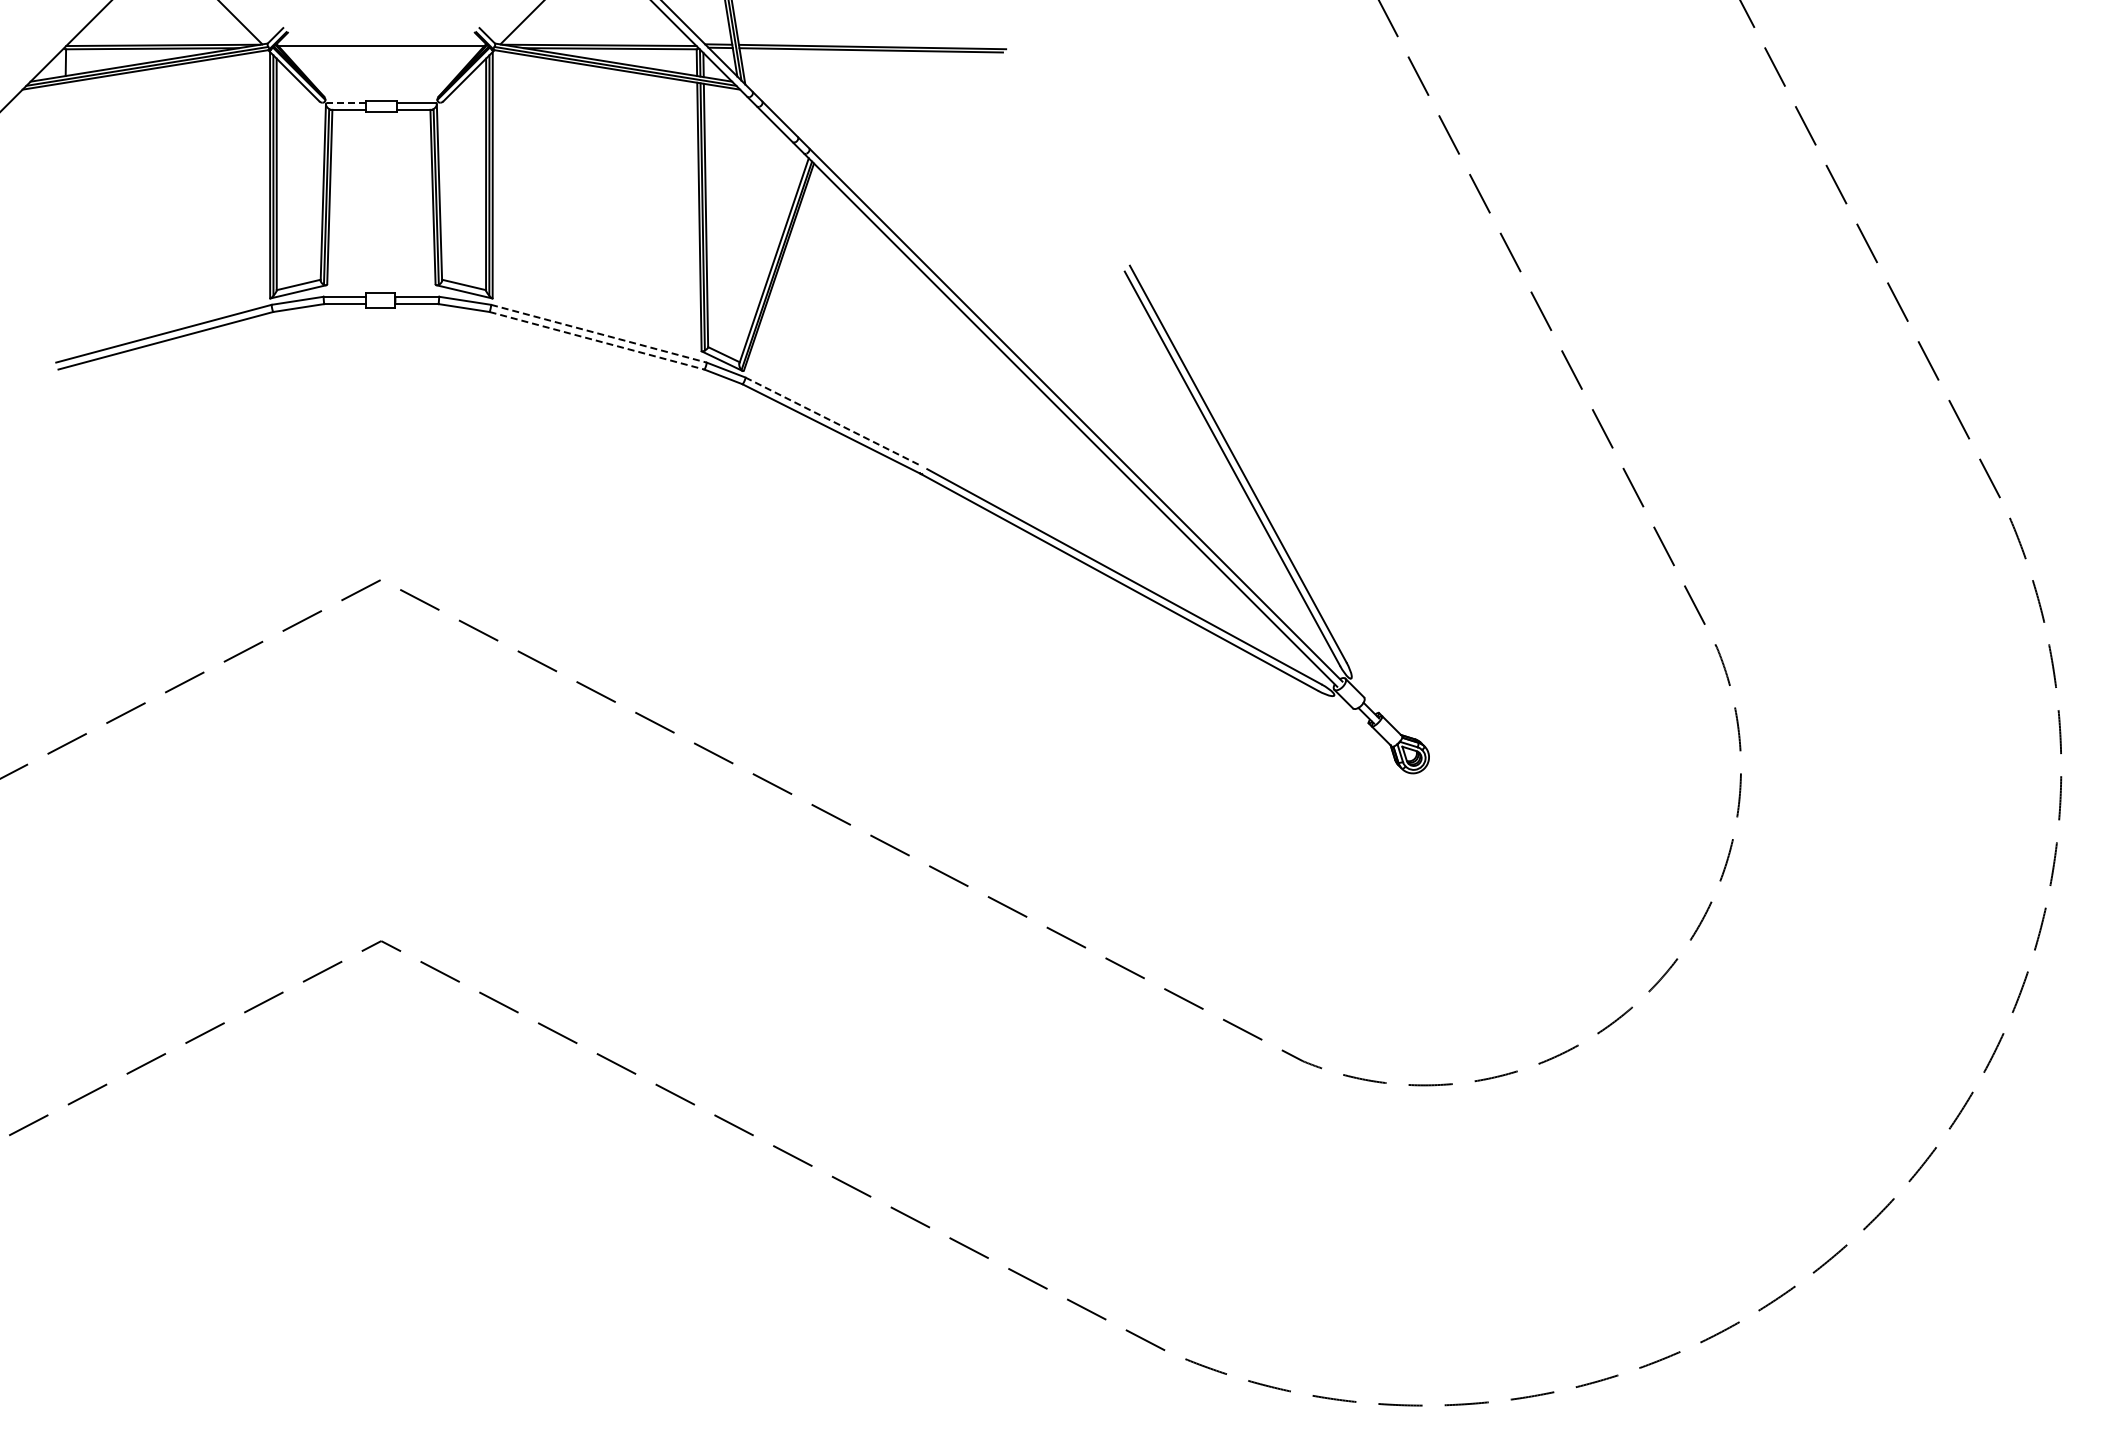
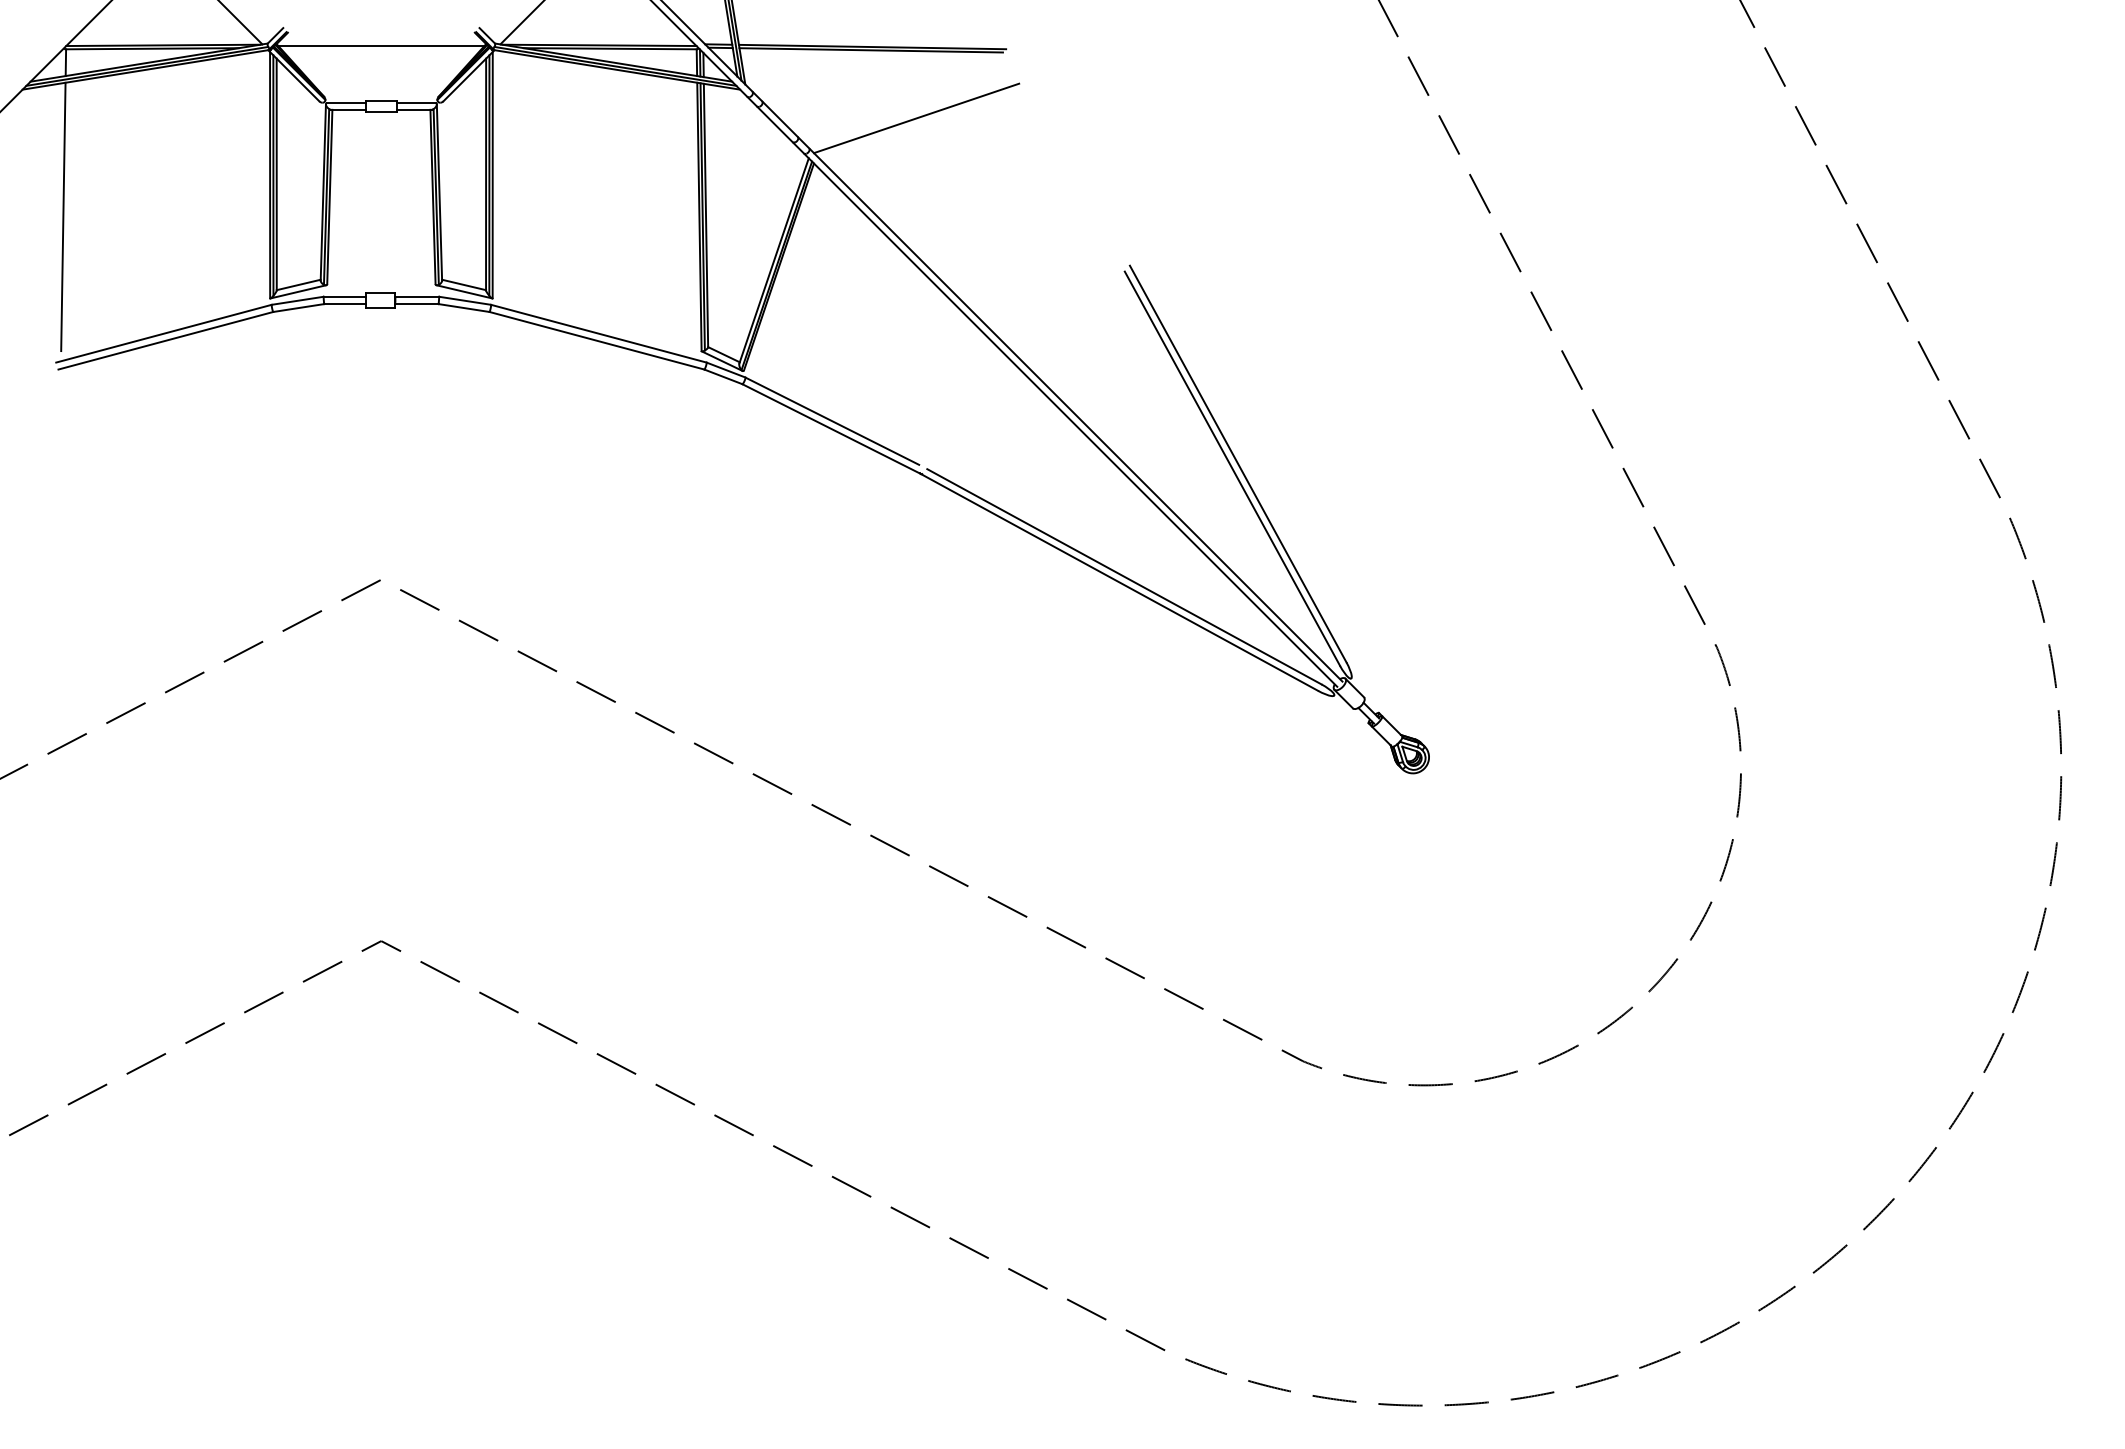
line: dashed -> solid (345, 103)
line: none -> present (916, 118)
line: none -> present (63, 216)
line: dashed -> solid (598, 333)
line: dashed -> solid (597, 340)
line: dashed -> solid (832, 421)
